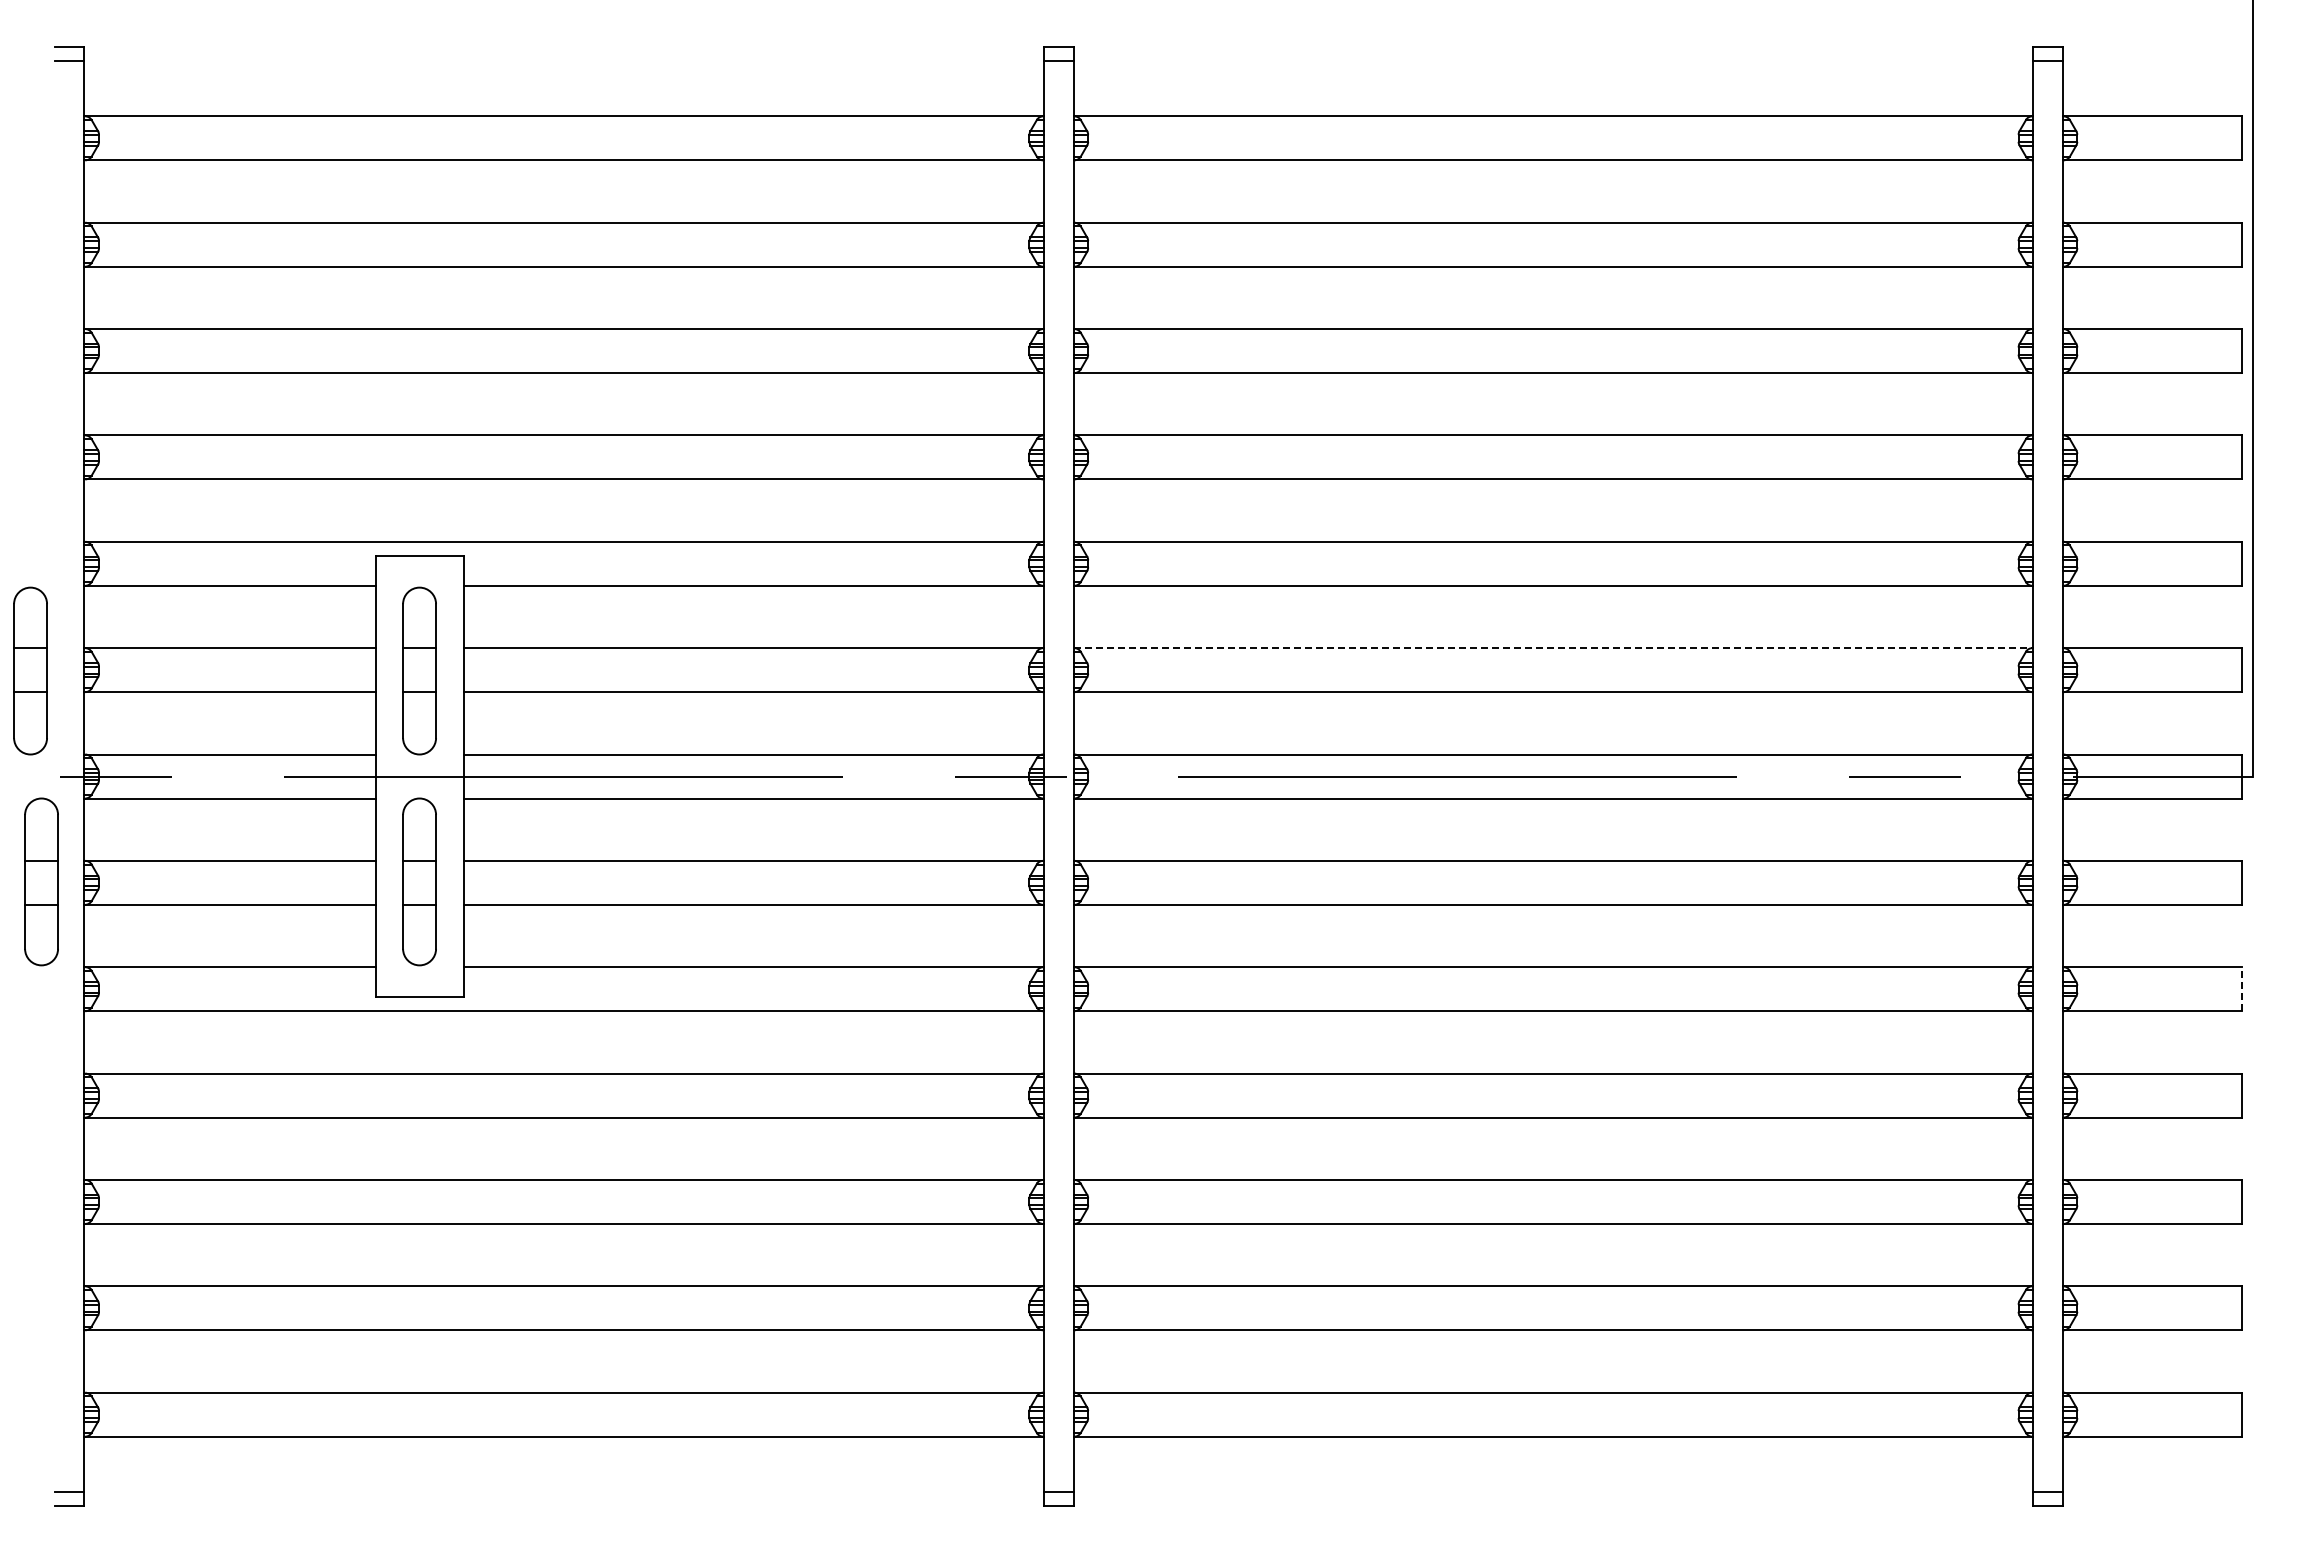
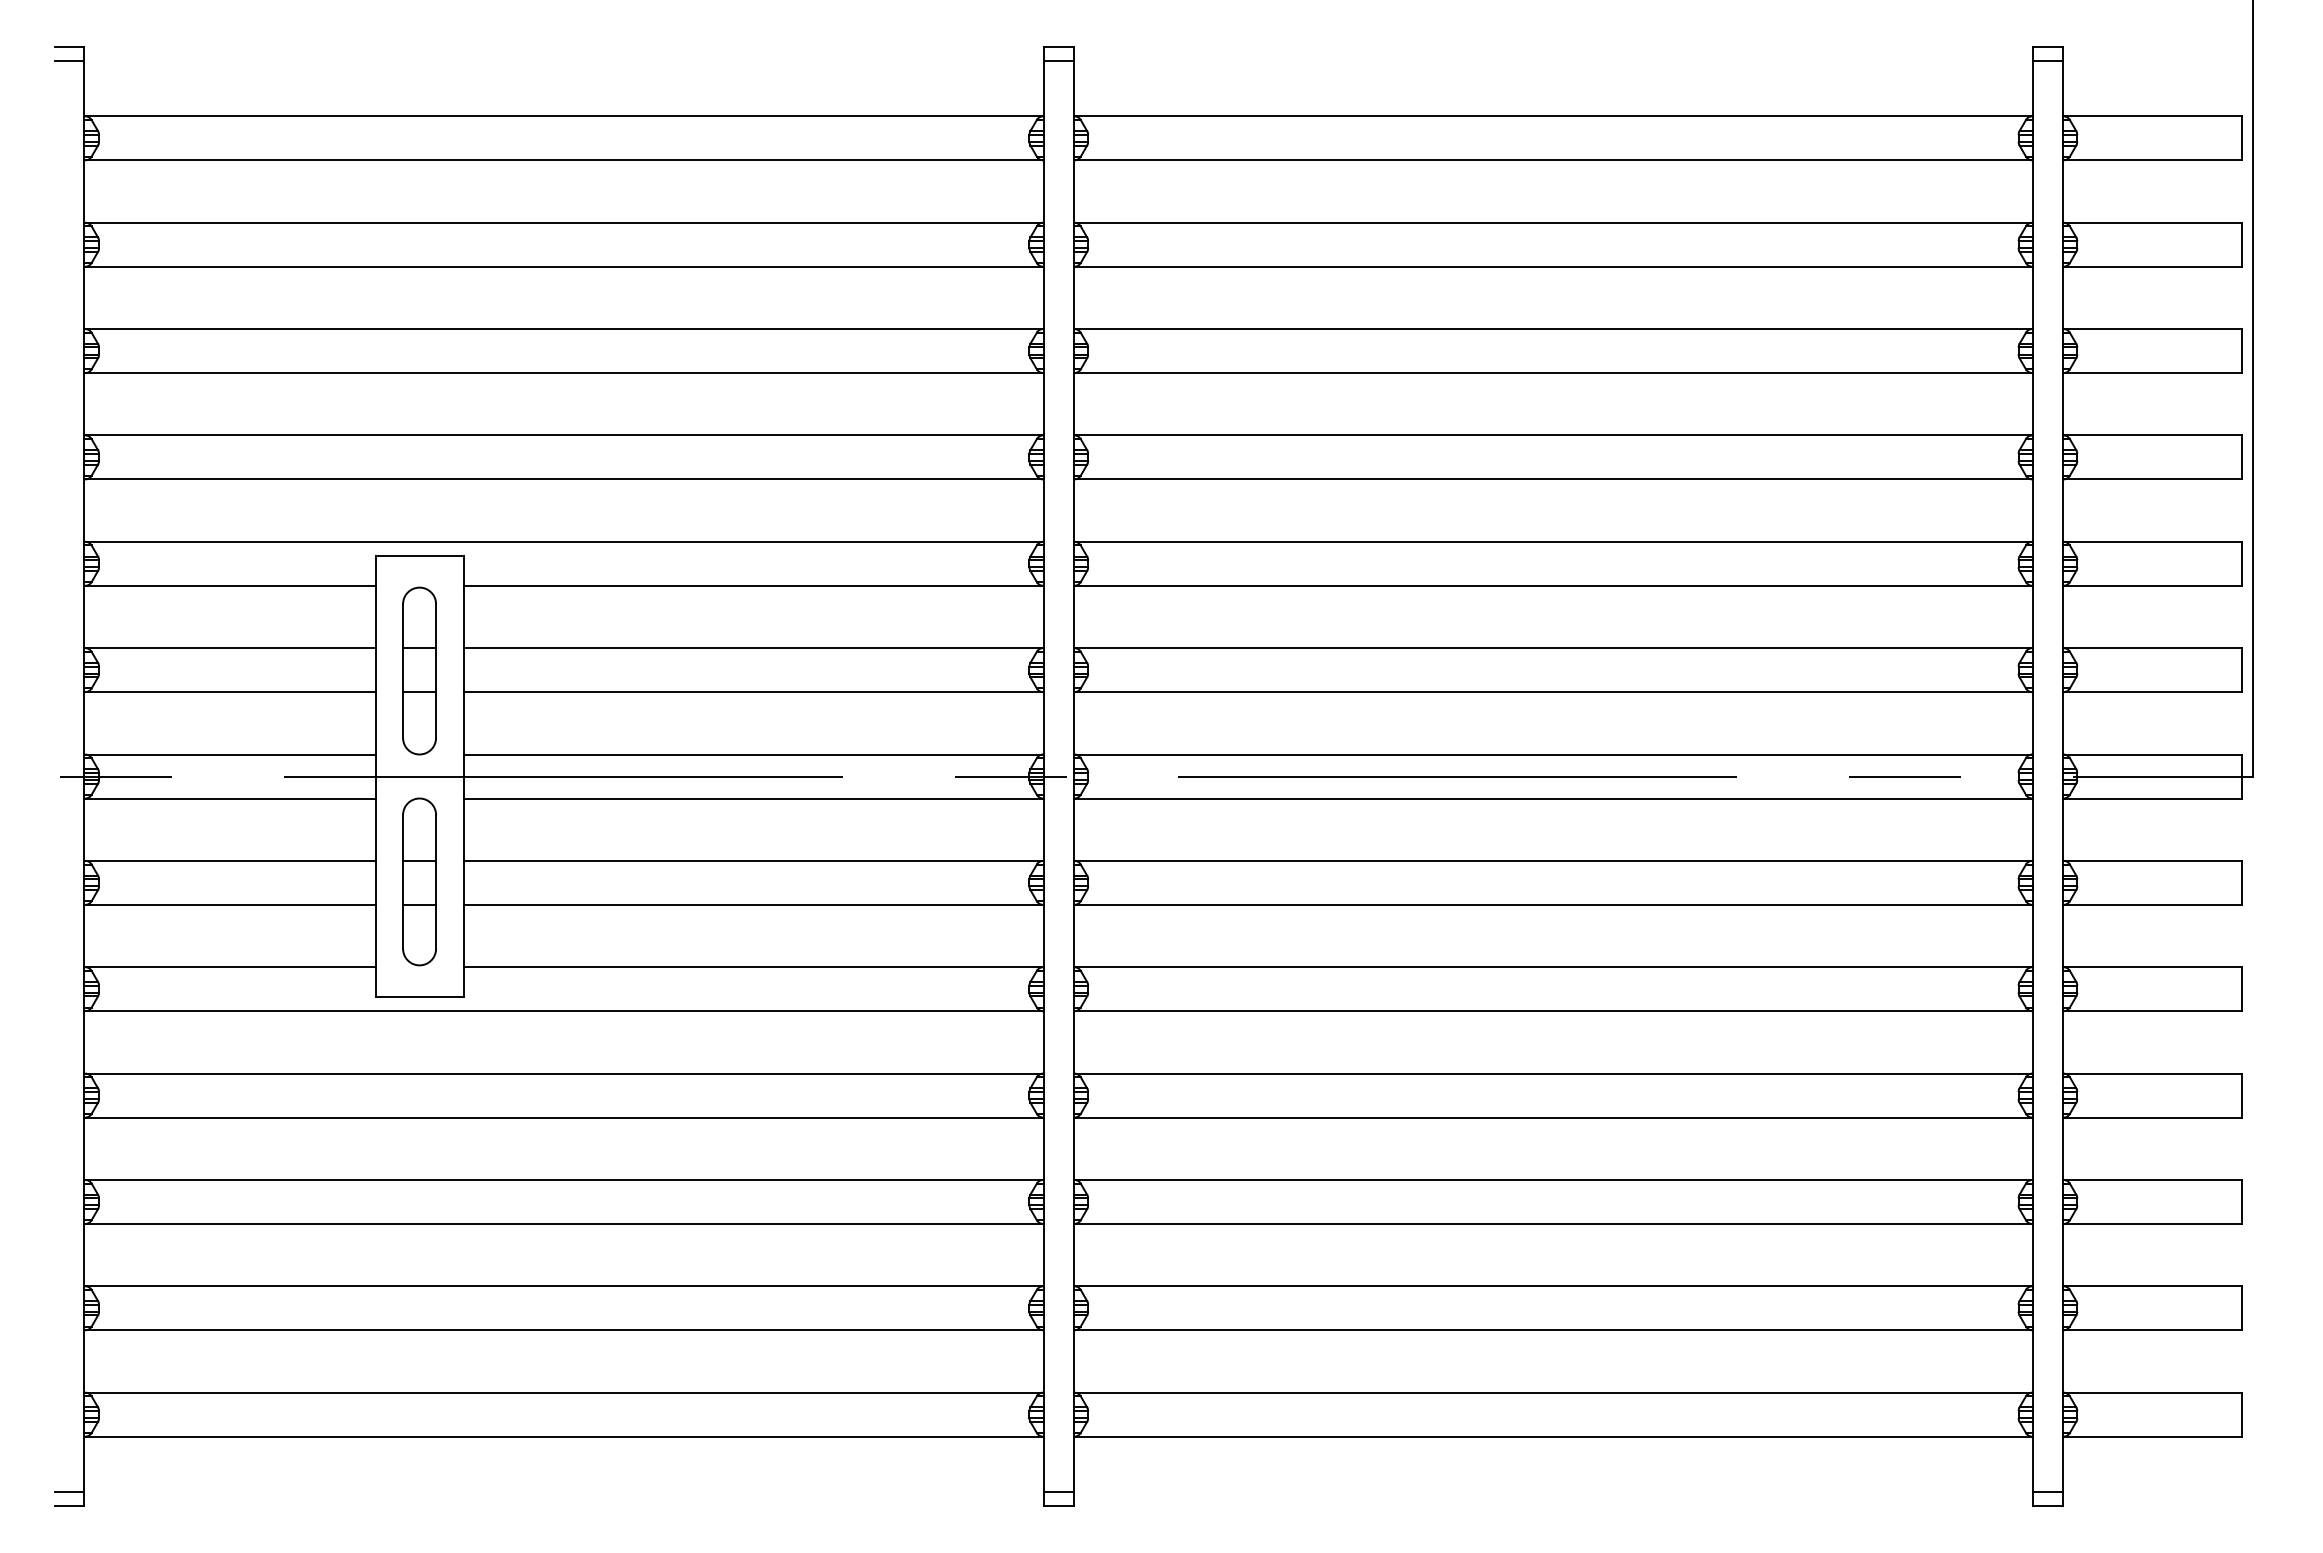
line: dashed -> solid (1553, 648)
part: present -> none (30, 670)
part: present -> none (41, 881)
line: dashed -> solid (2242, 988)
